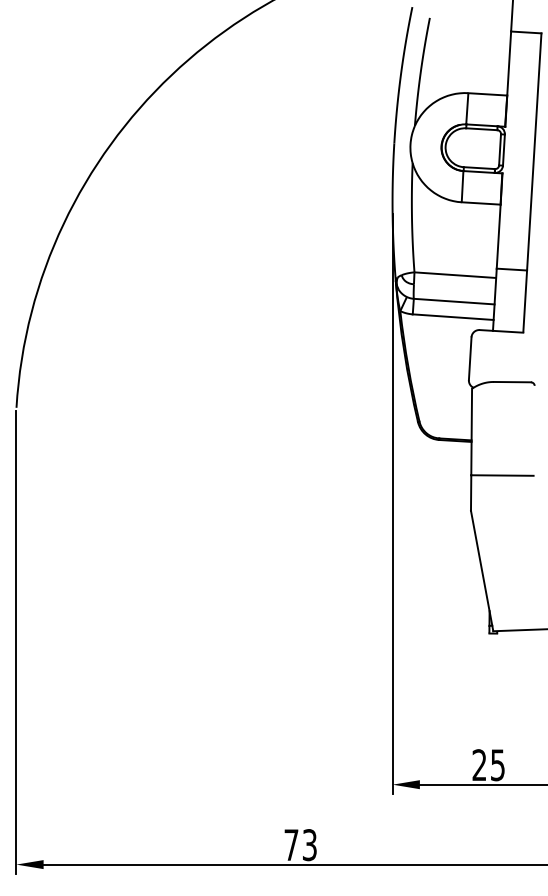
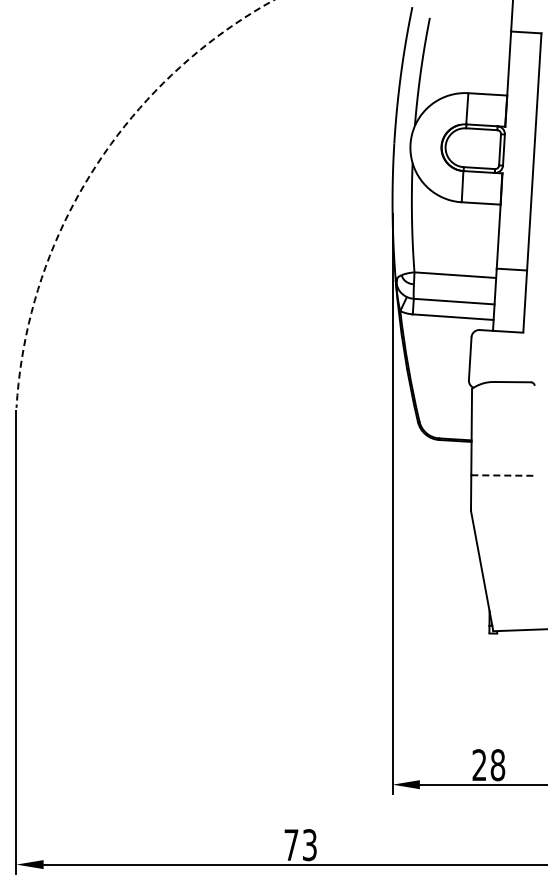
arc: solid -> dashed (90, 174)
line: solid -> dashed (502, 475)
text: 25 -> 28 (497, 765)
